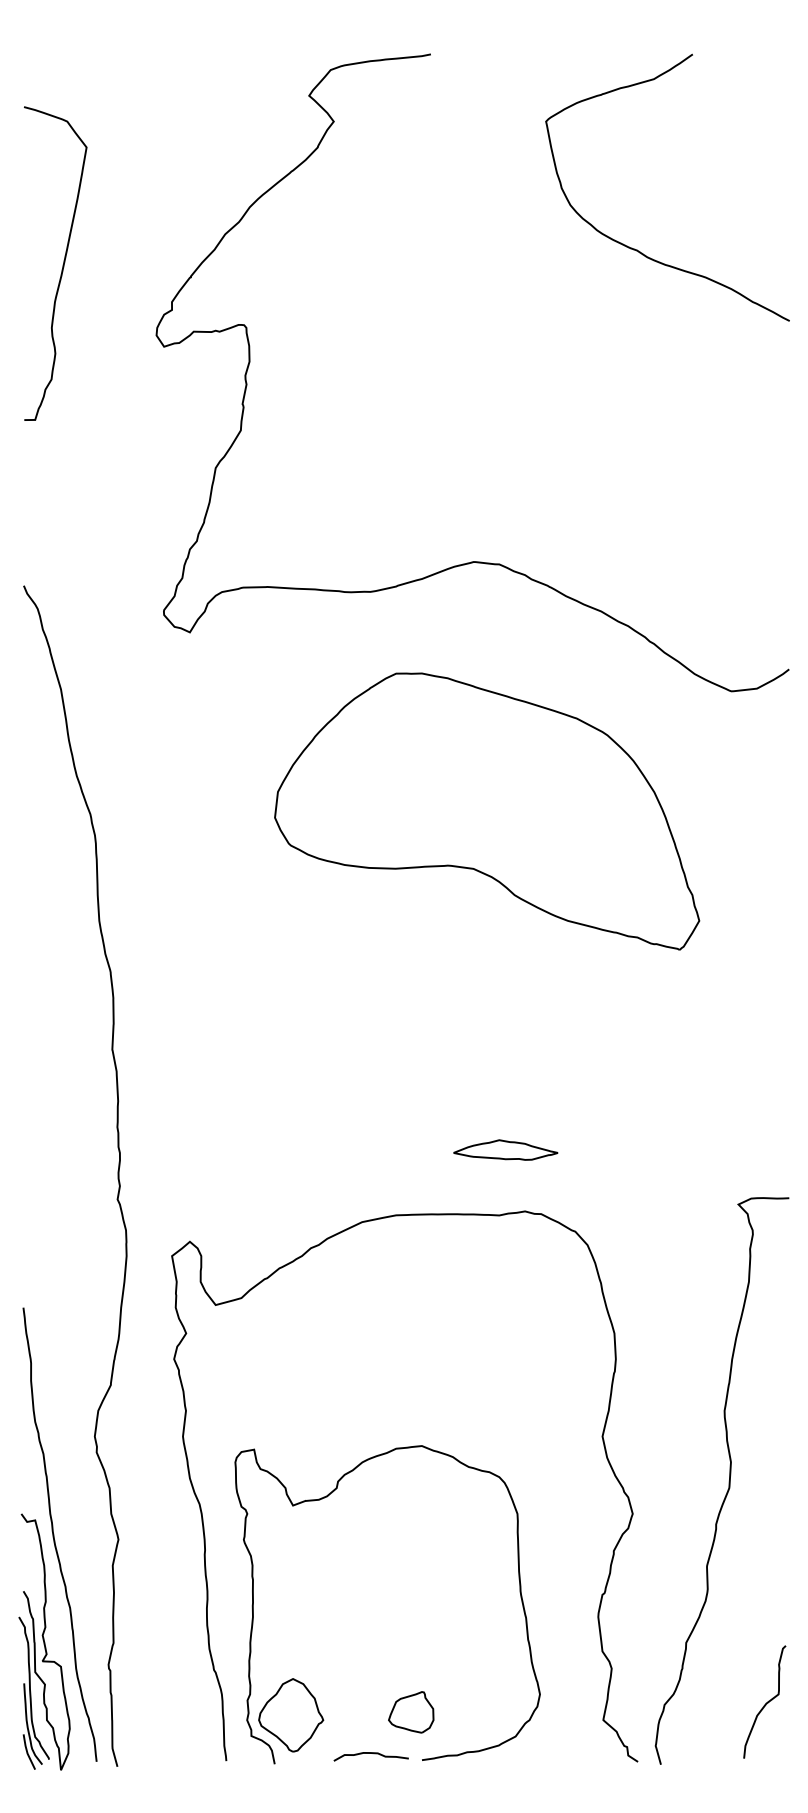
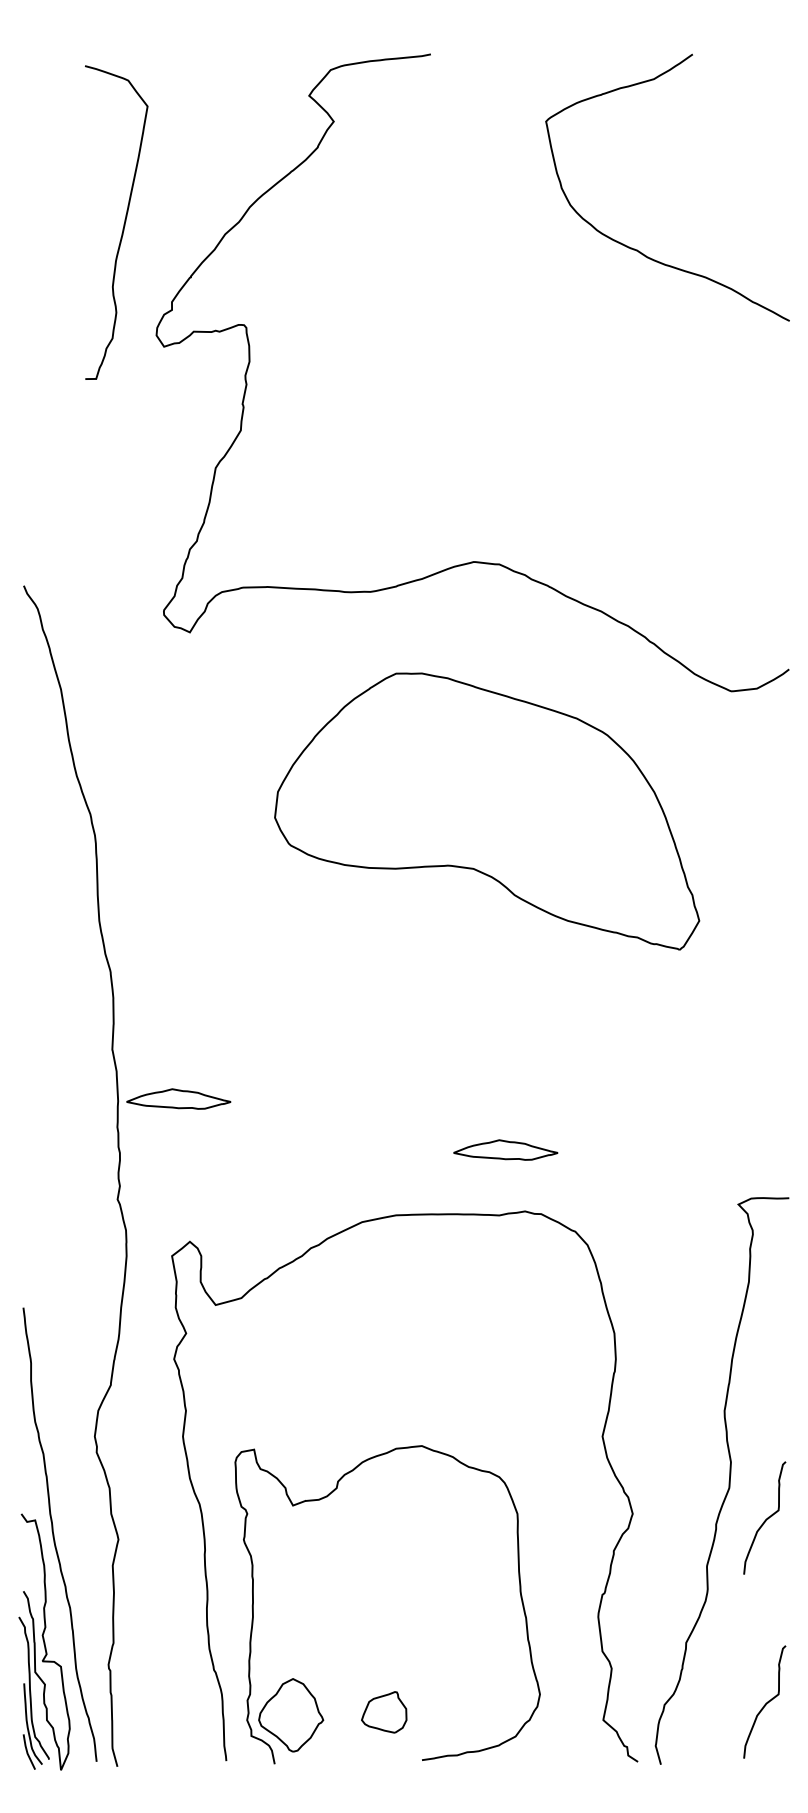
curve position: (62, 264) -> (123, 223) (123, 223)
part: none -> present (178, 1098)
curve: none -> present (766, 1518)
part position: (411, 1712) -> (384, 1712) (384, 1712)
curve: present -> none (370, 1753)
